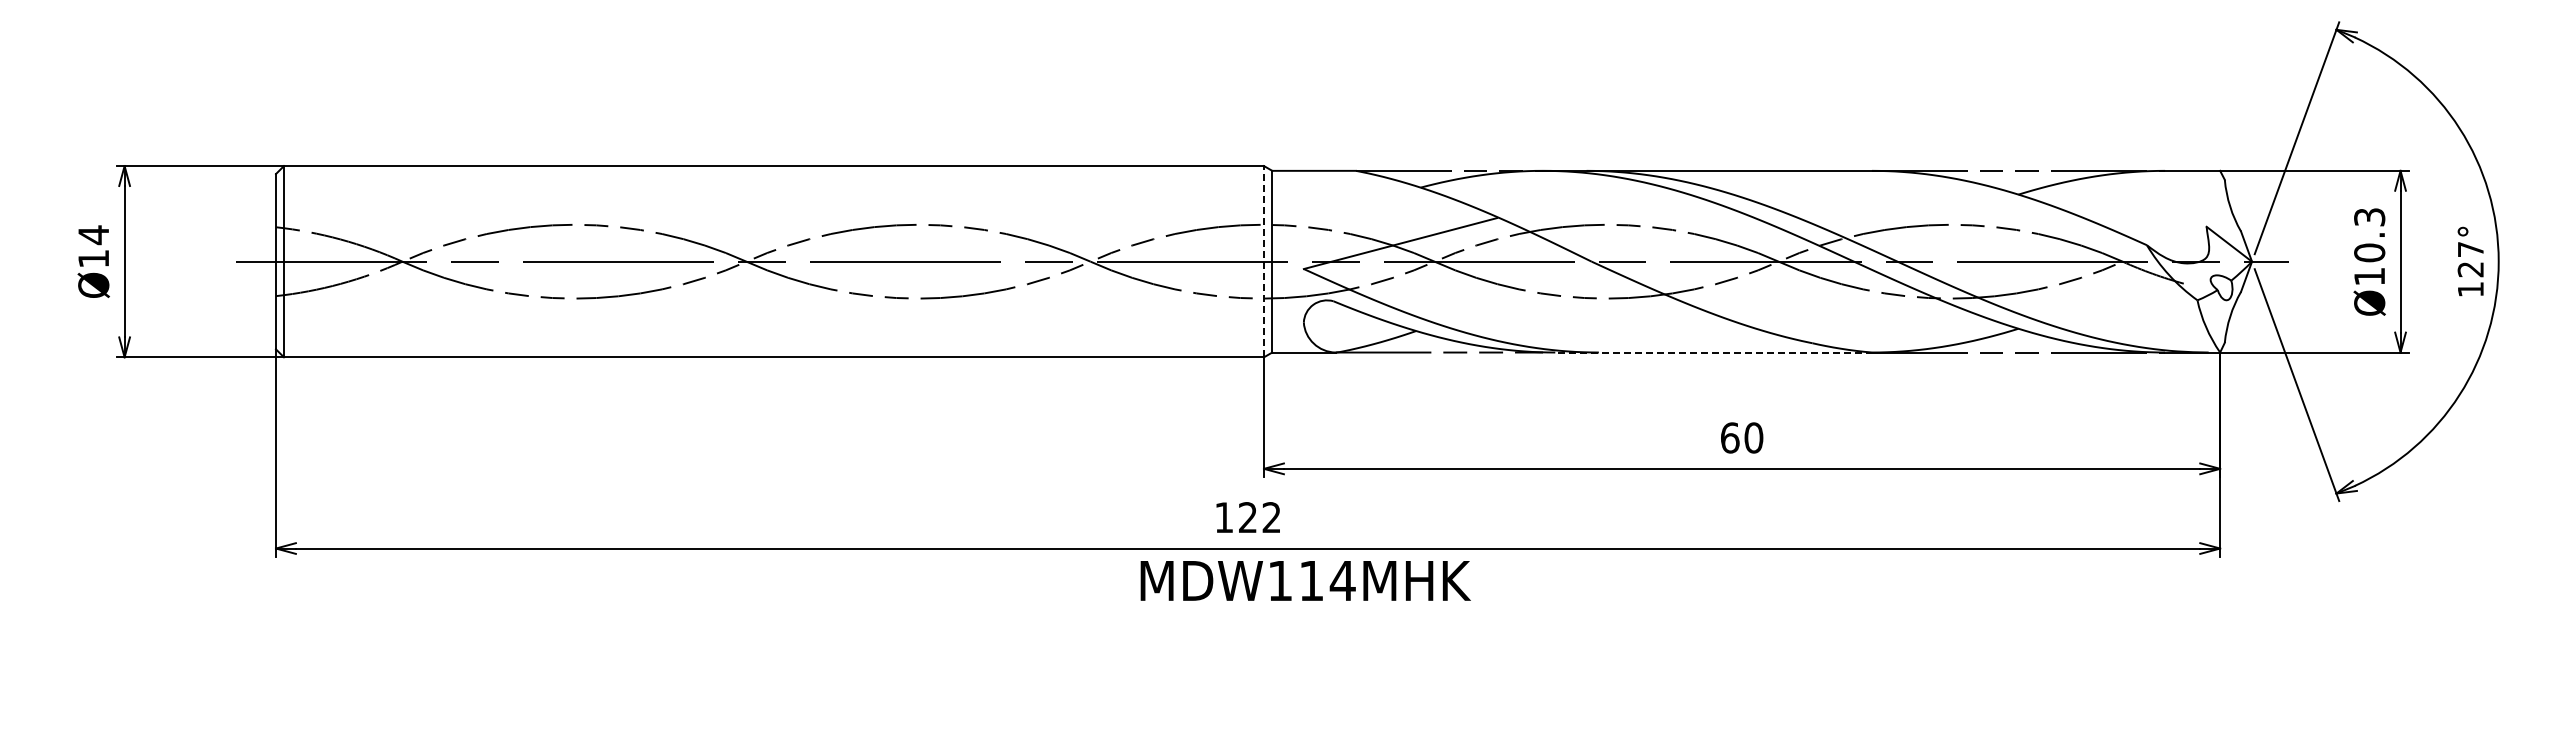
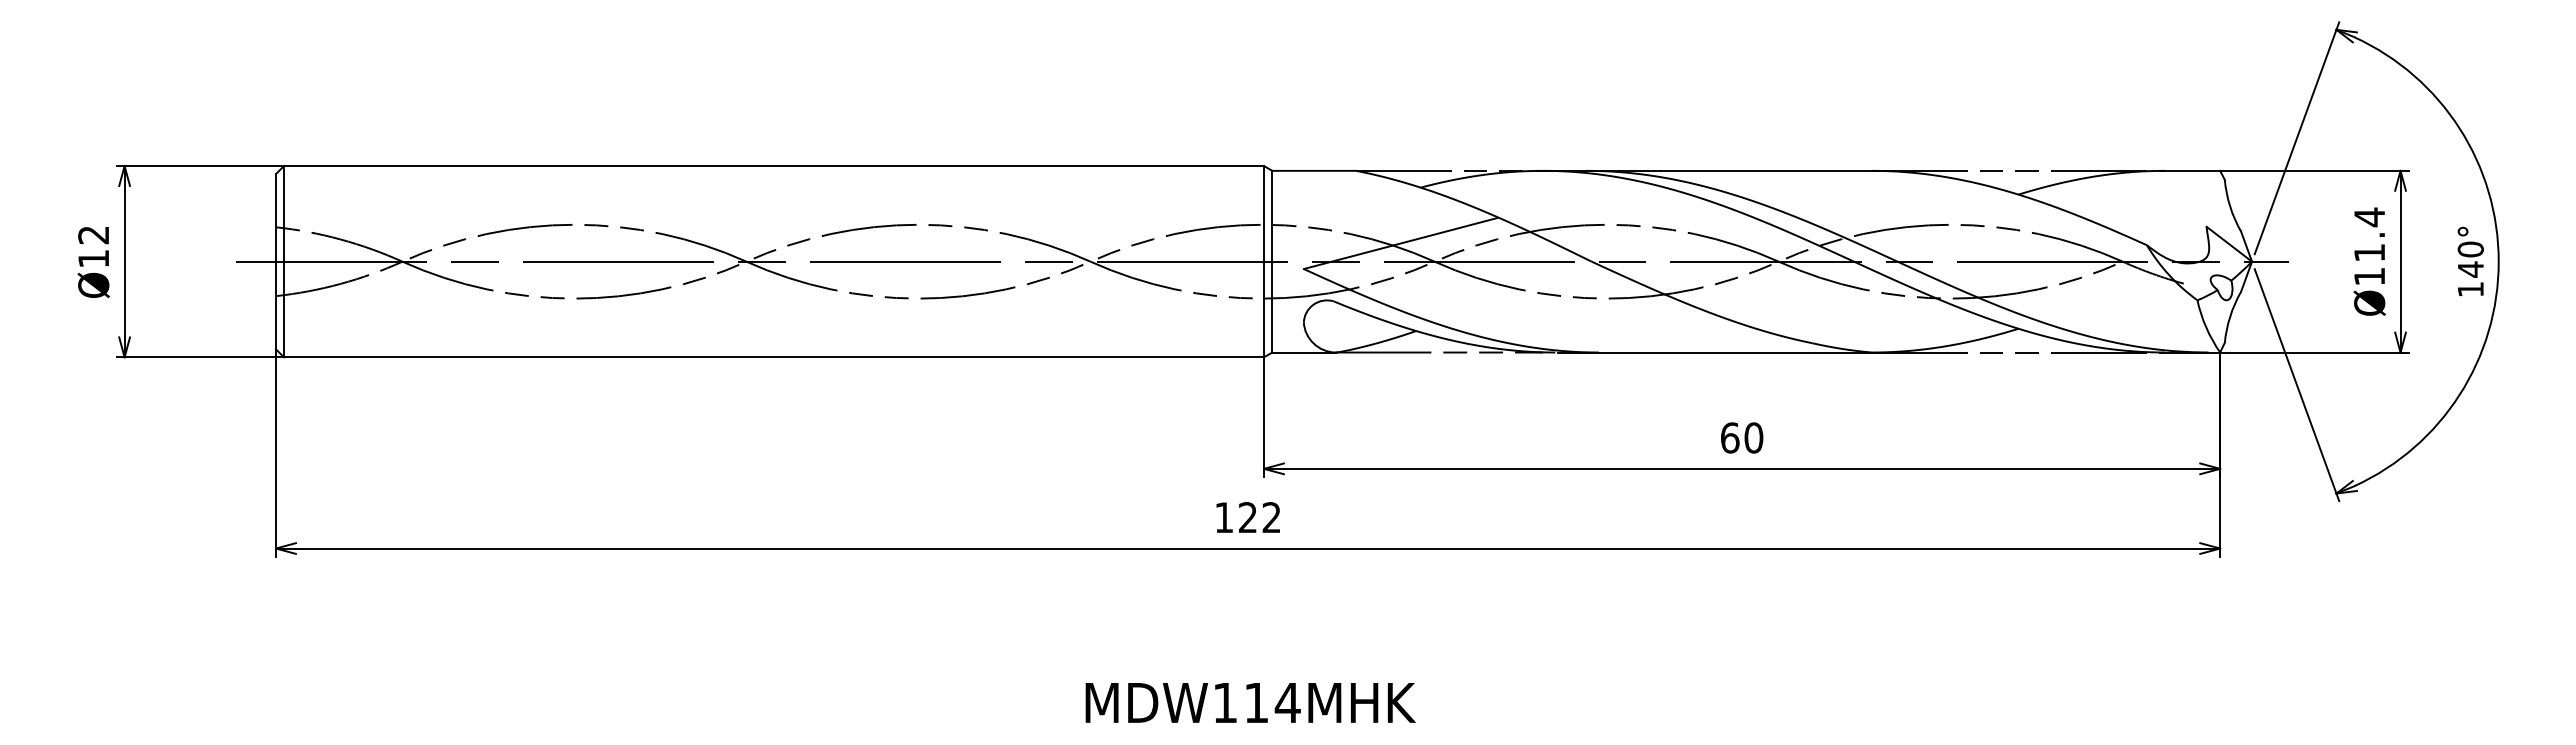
text: Ø10.3 -> Ø11.4 (2369, 234)
text: Ø14 -> Ø12 (93, 235)
text: 127° -> 140° (2470, 259)
line: dashed -> solid (1264, 261)
line: dashed -> solid (1715, 352)
text position: (1305, 580) -> (1250, 702) (1250, 702)
